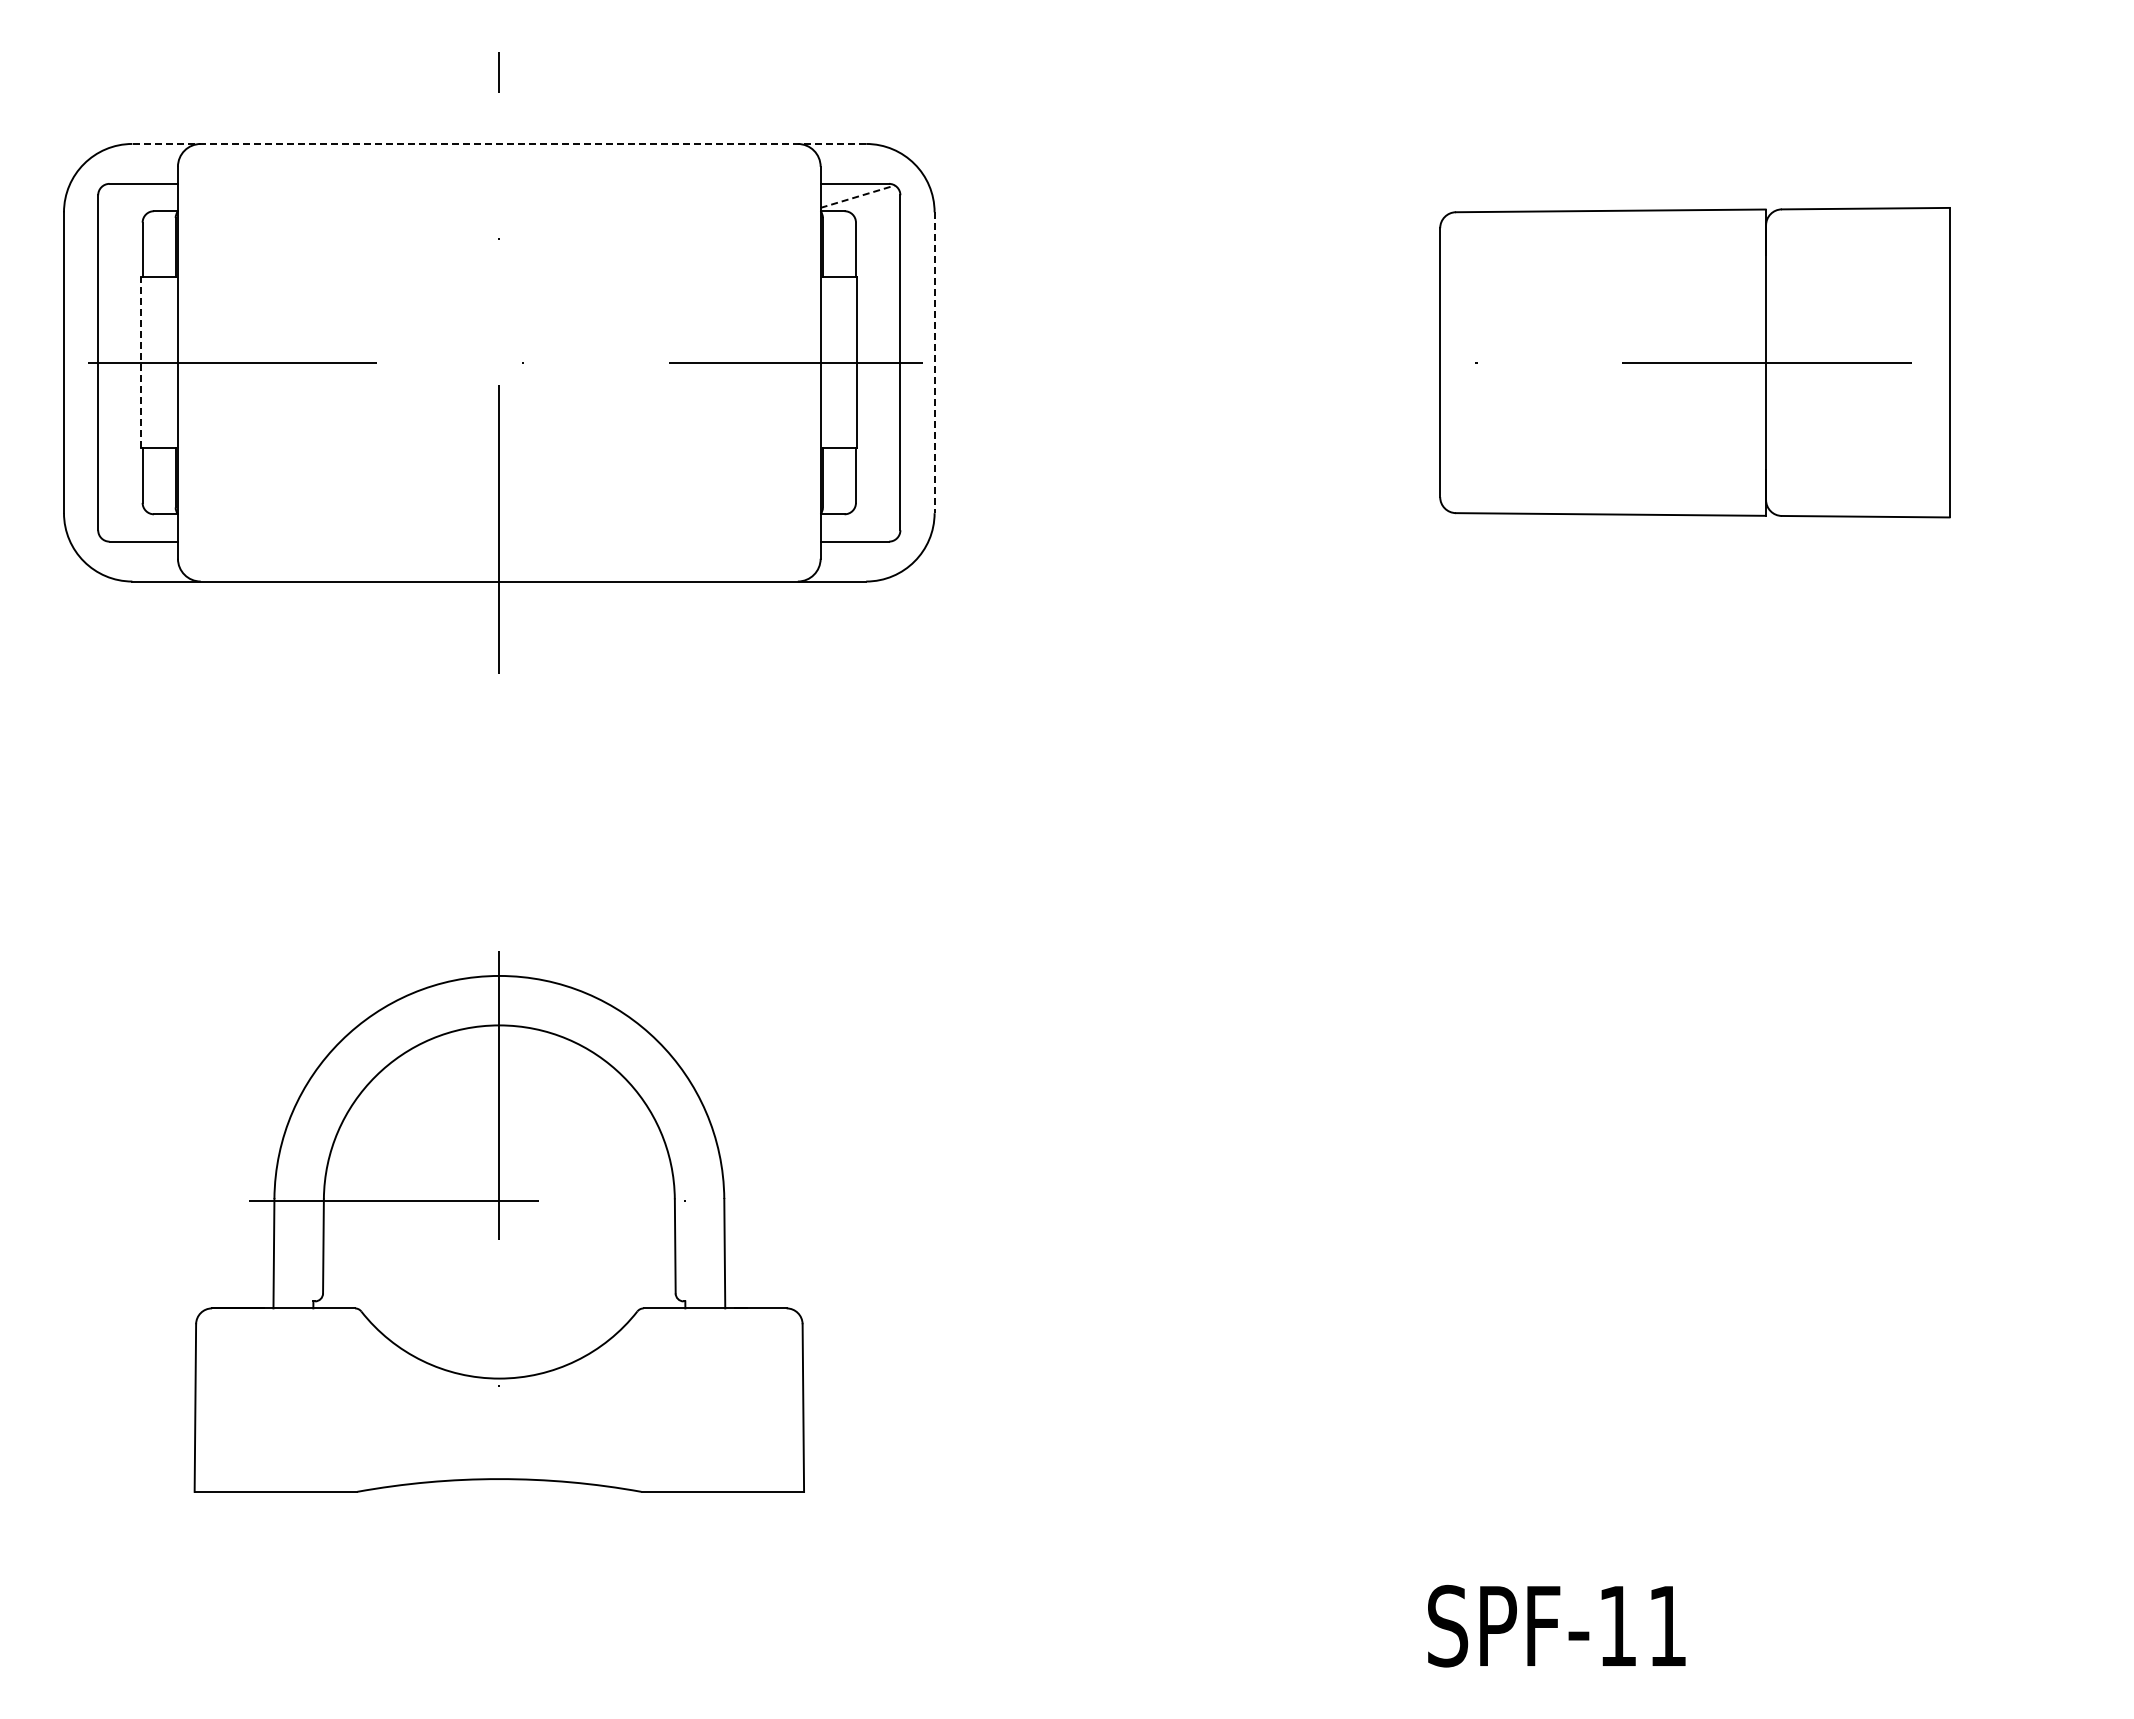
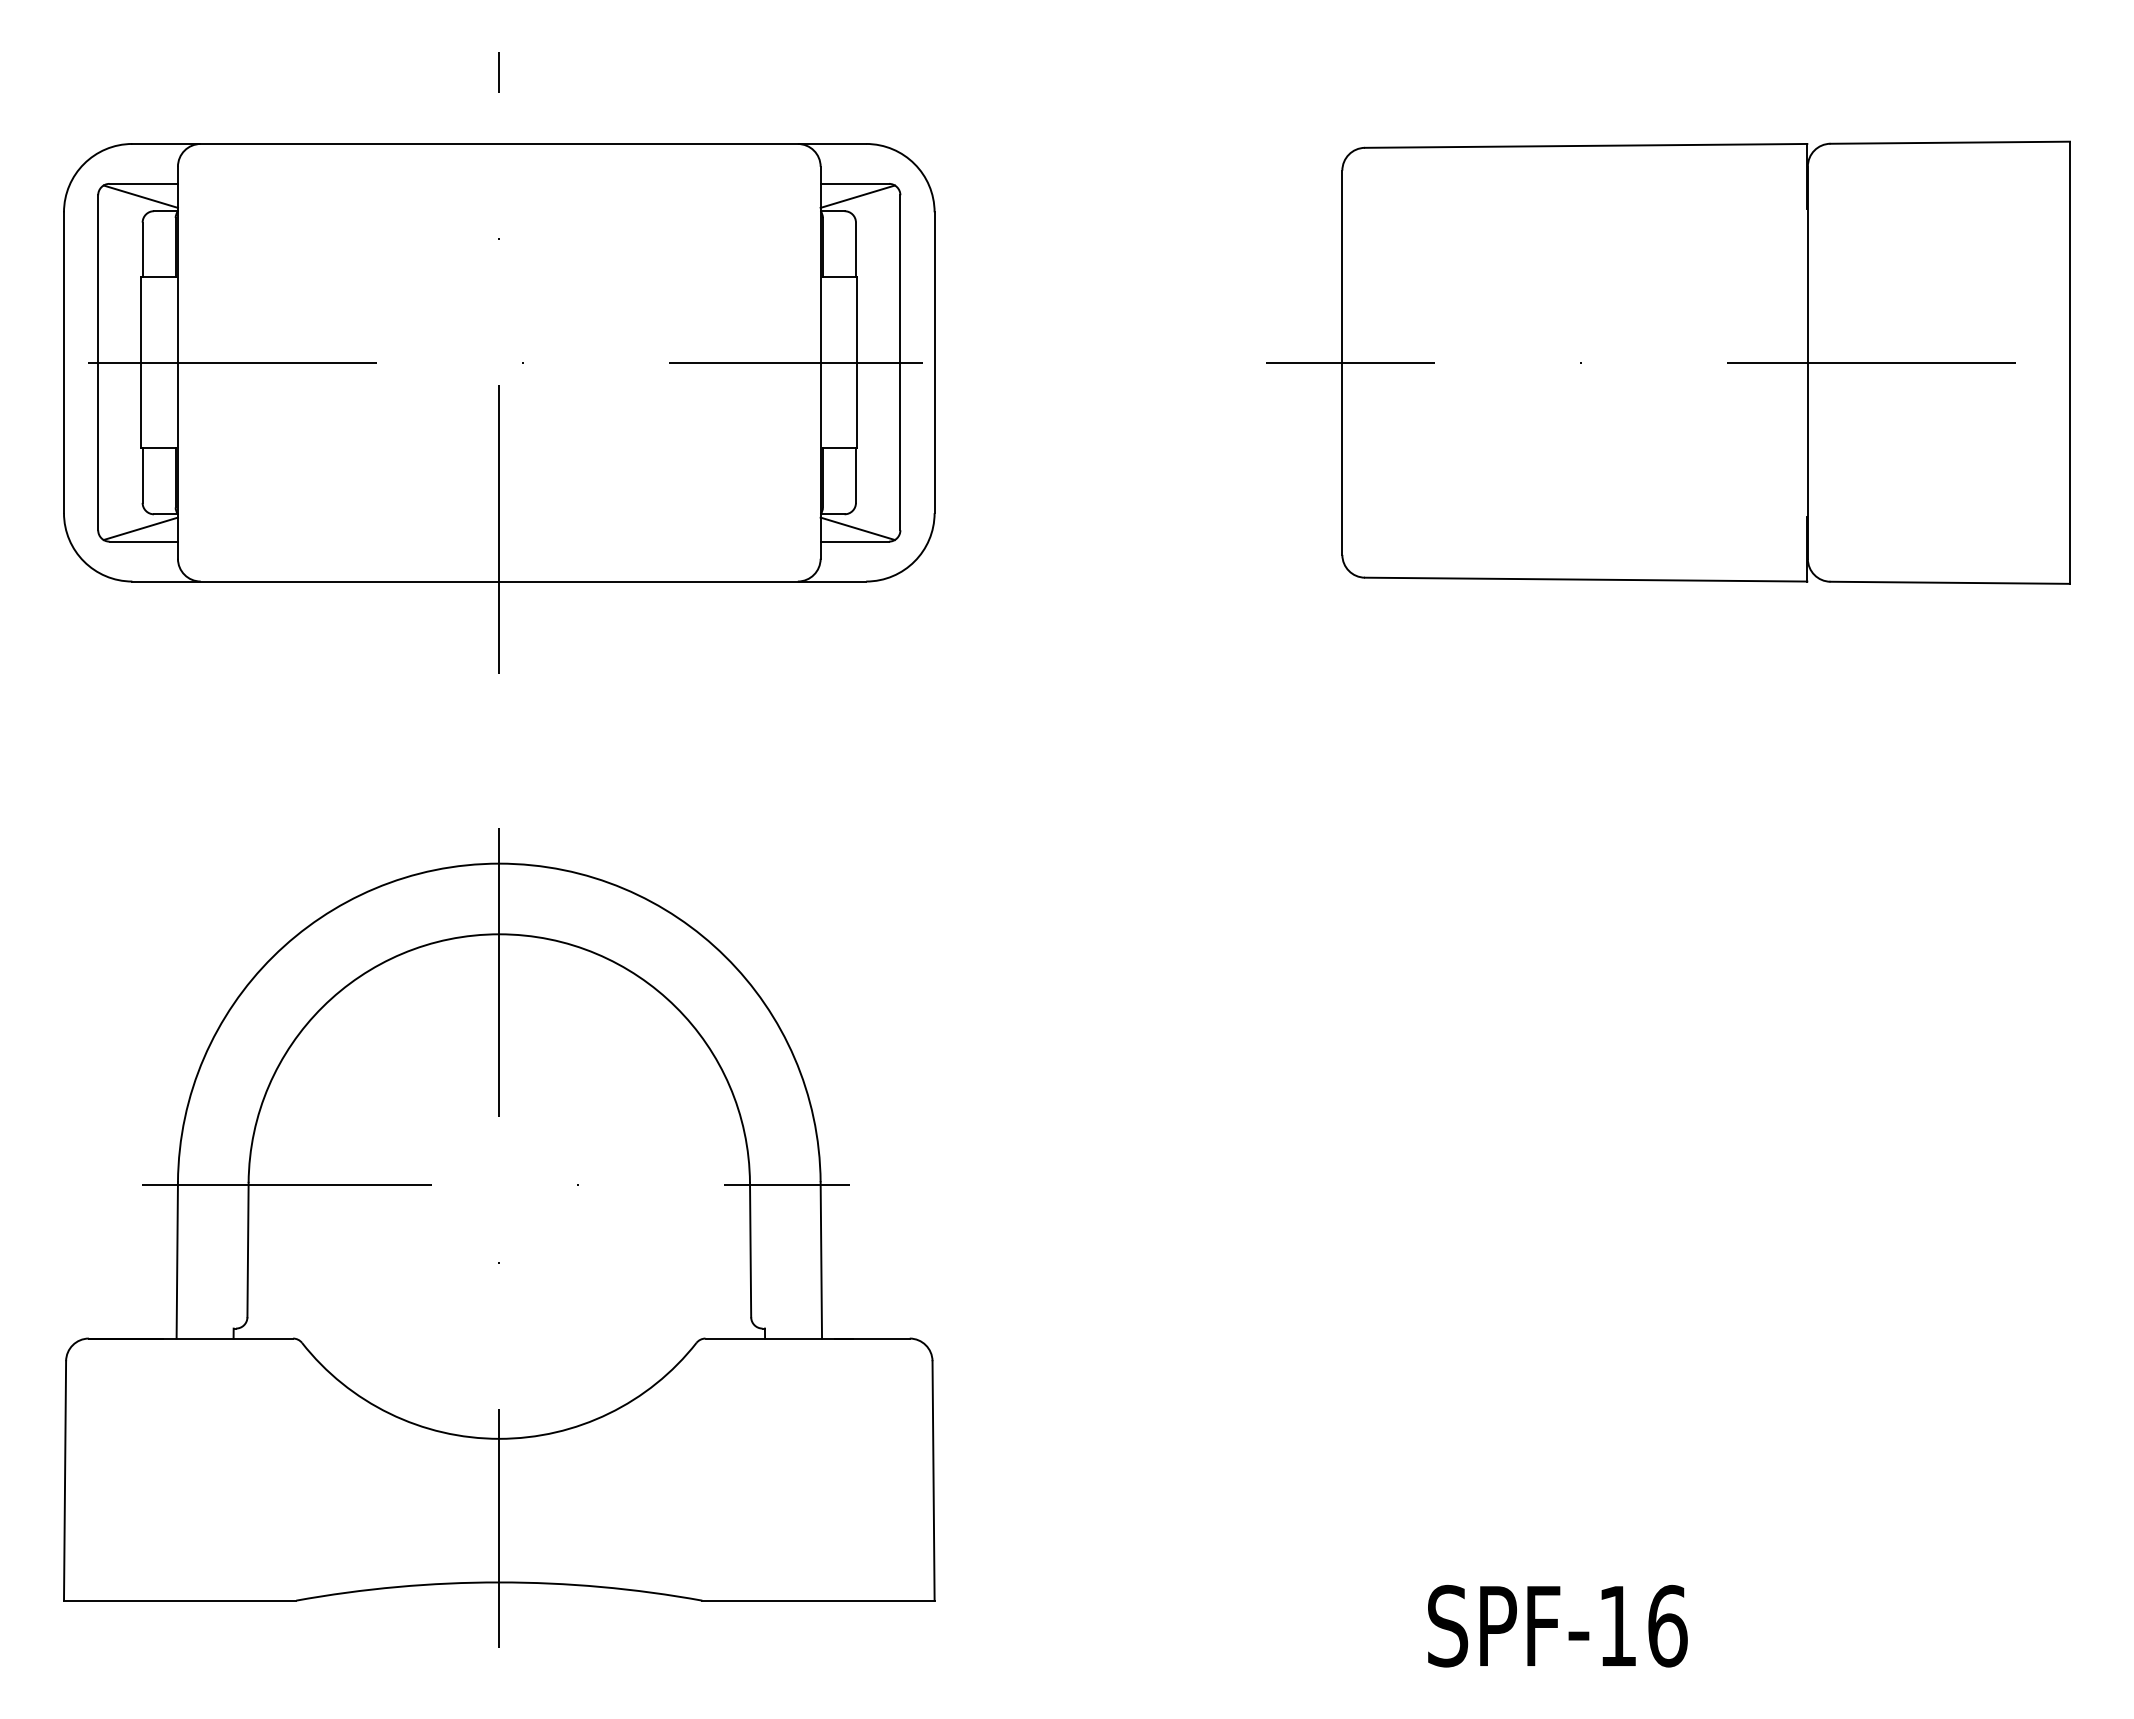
line: dashed -> solid (499, 143)
line: none -> present (140, 196)
line: dashed -> solid (857, 196)
line: dashed -> solid (141, 362)
part size: 512x312 px -> 805x445 px (1668, 362)
line: dashed -> solid (934, 363)
line: none -> present (140, 528)
line: none -> present (857, 528)
part size: 612x542 px -> 873x820 px (499, 1237)
text: SPF-11 -> SPF-16 (1667, 1625)
